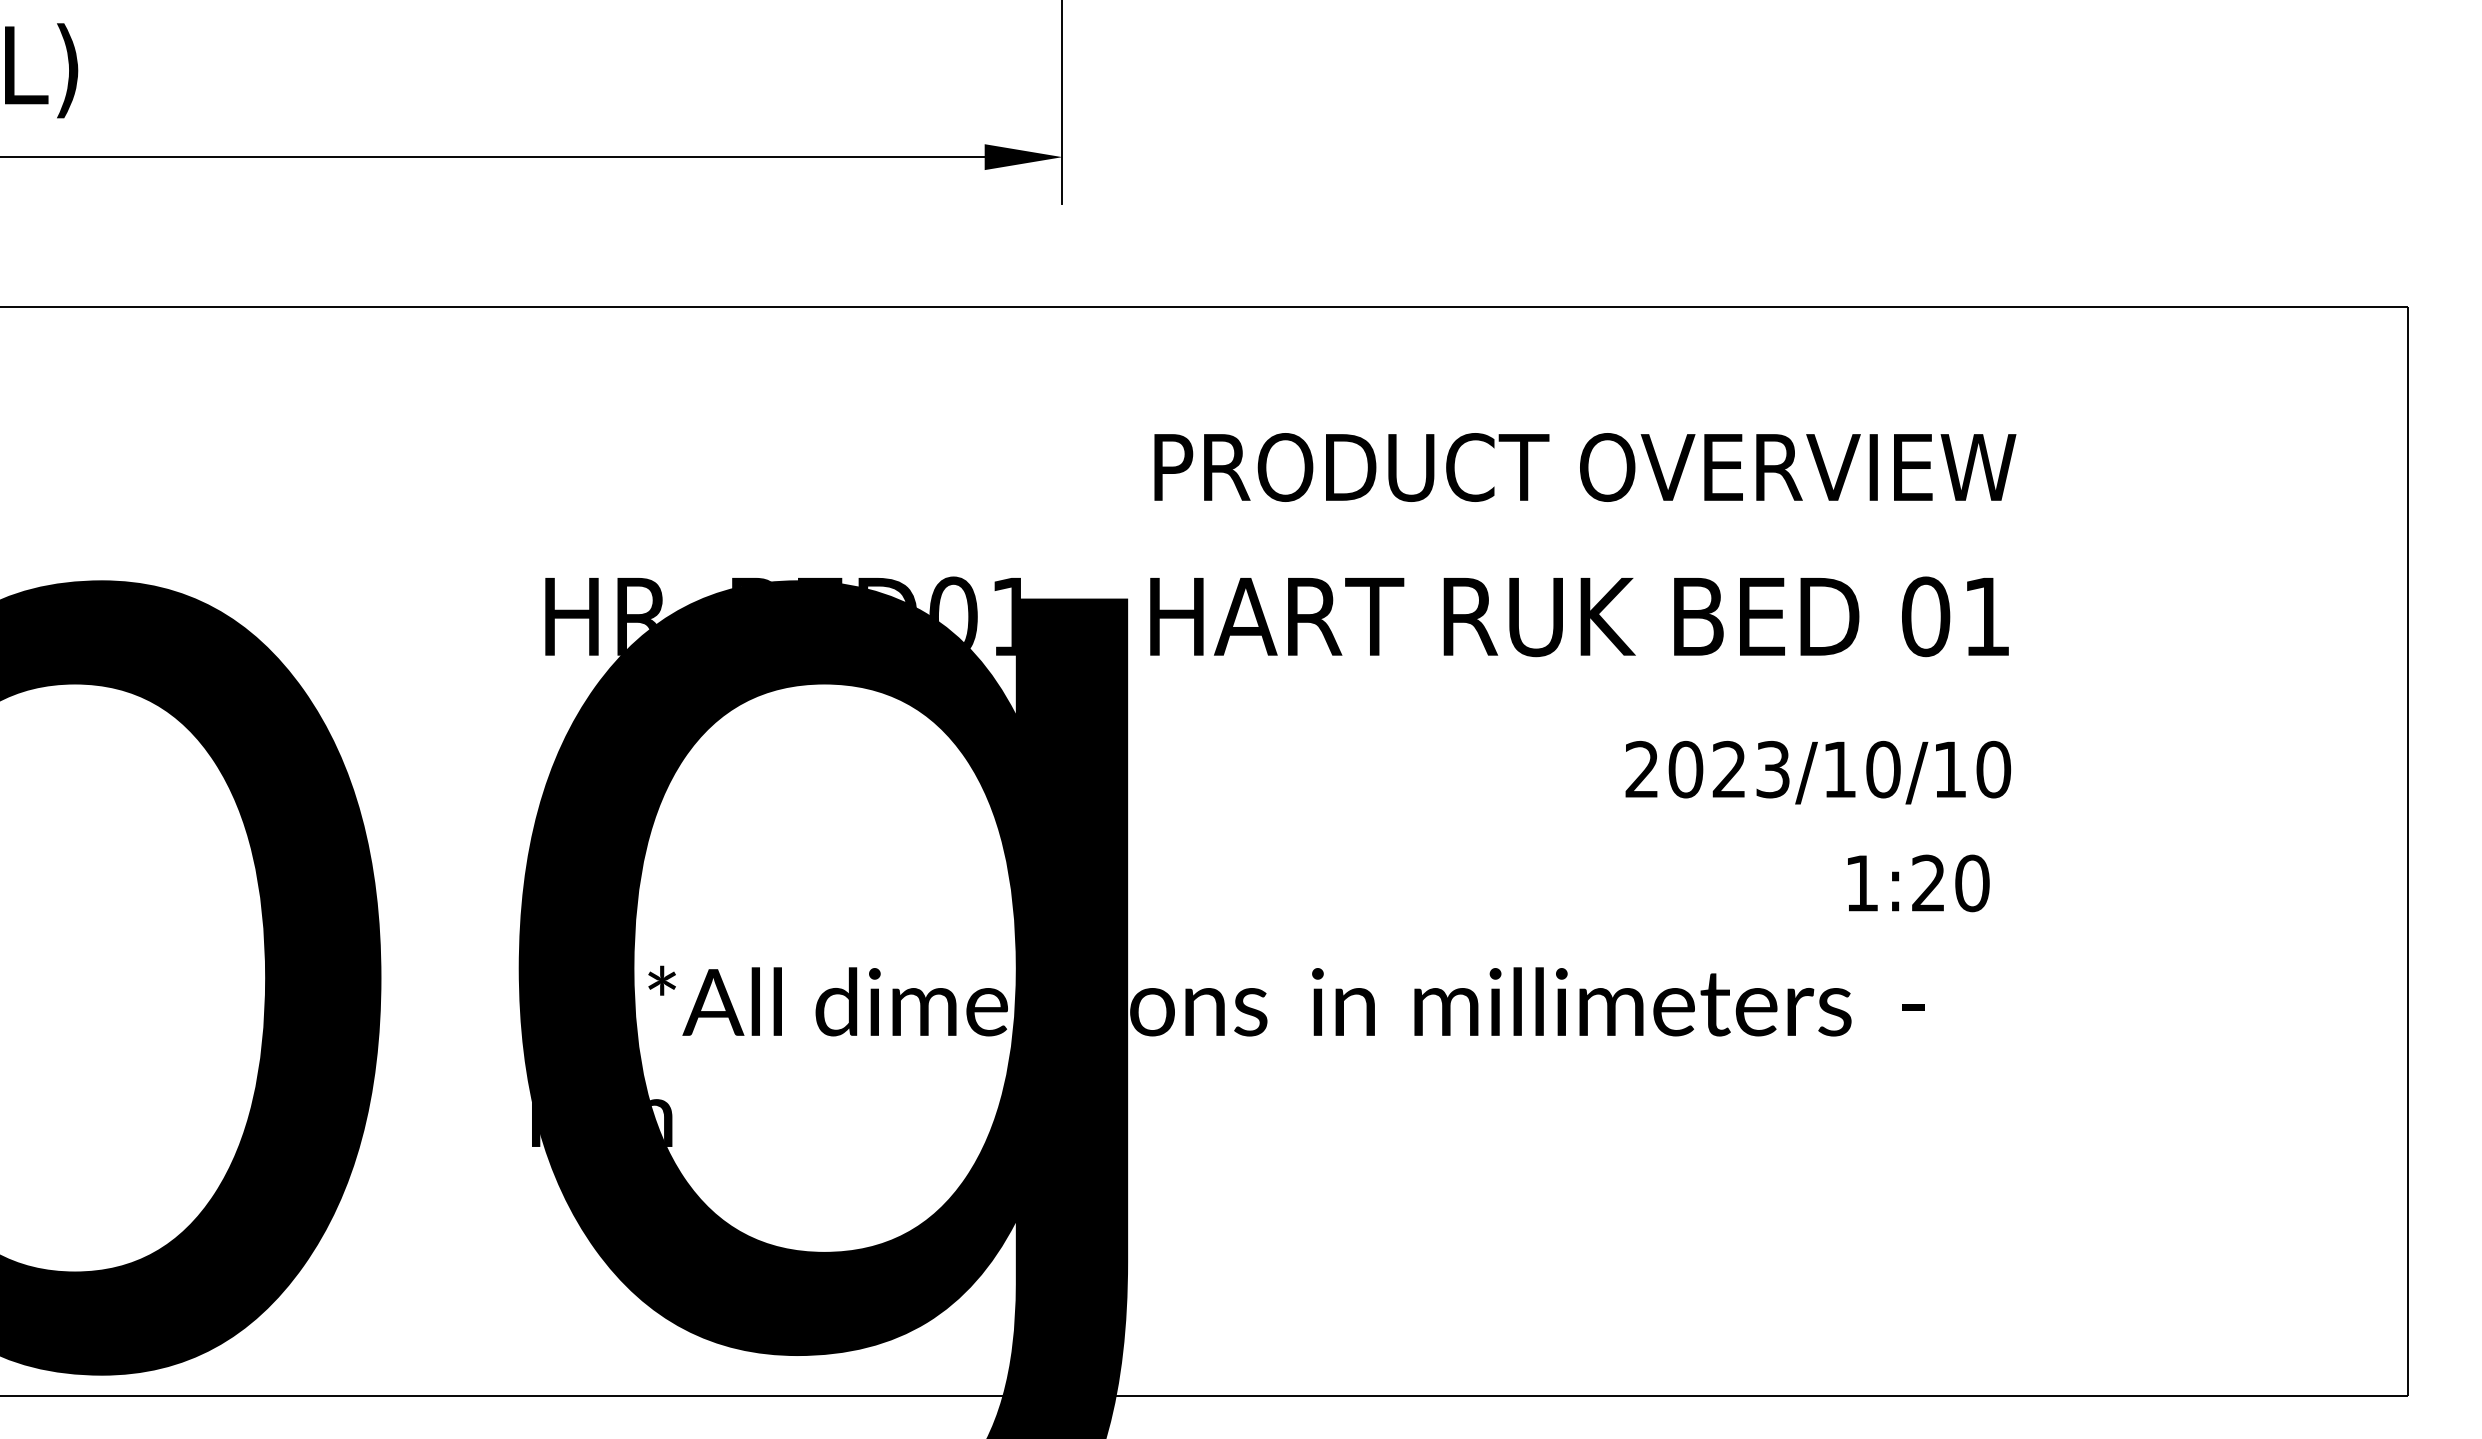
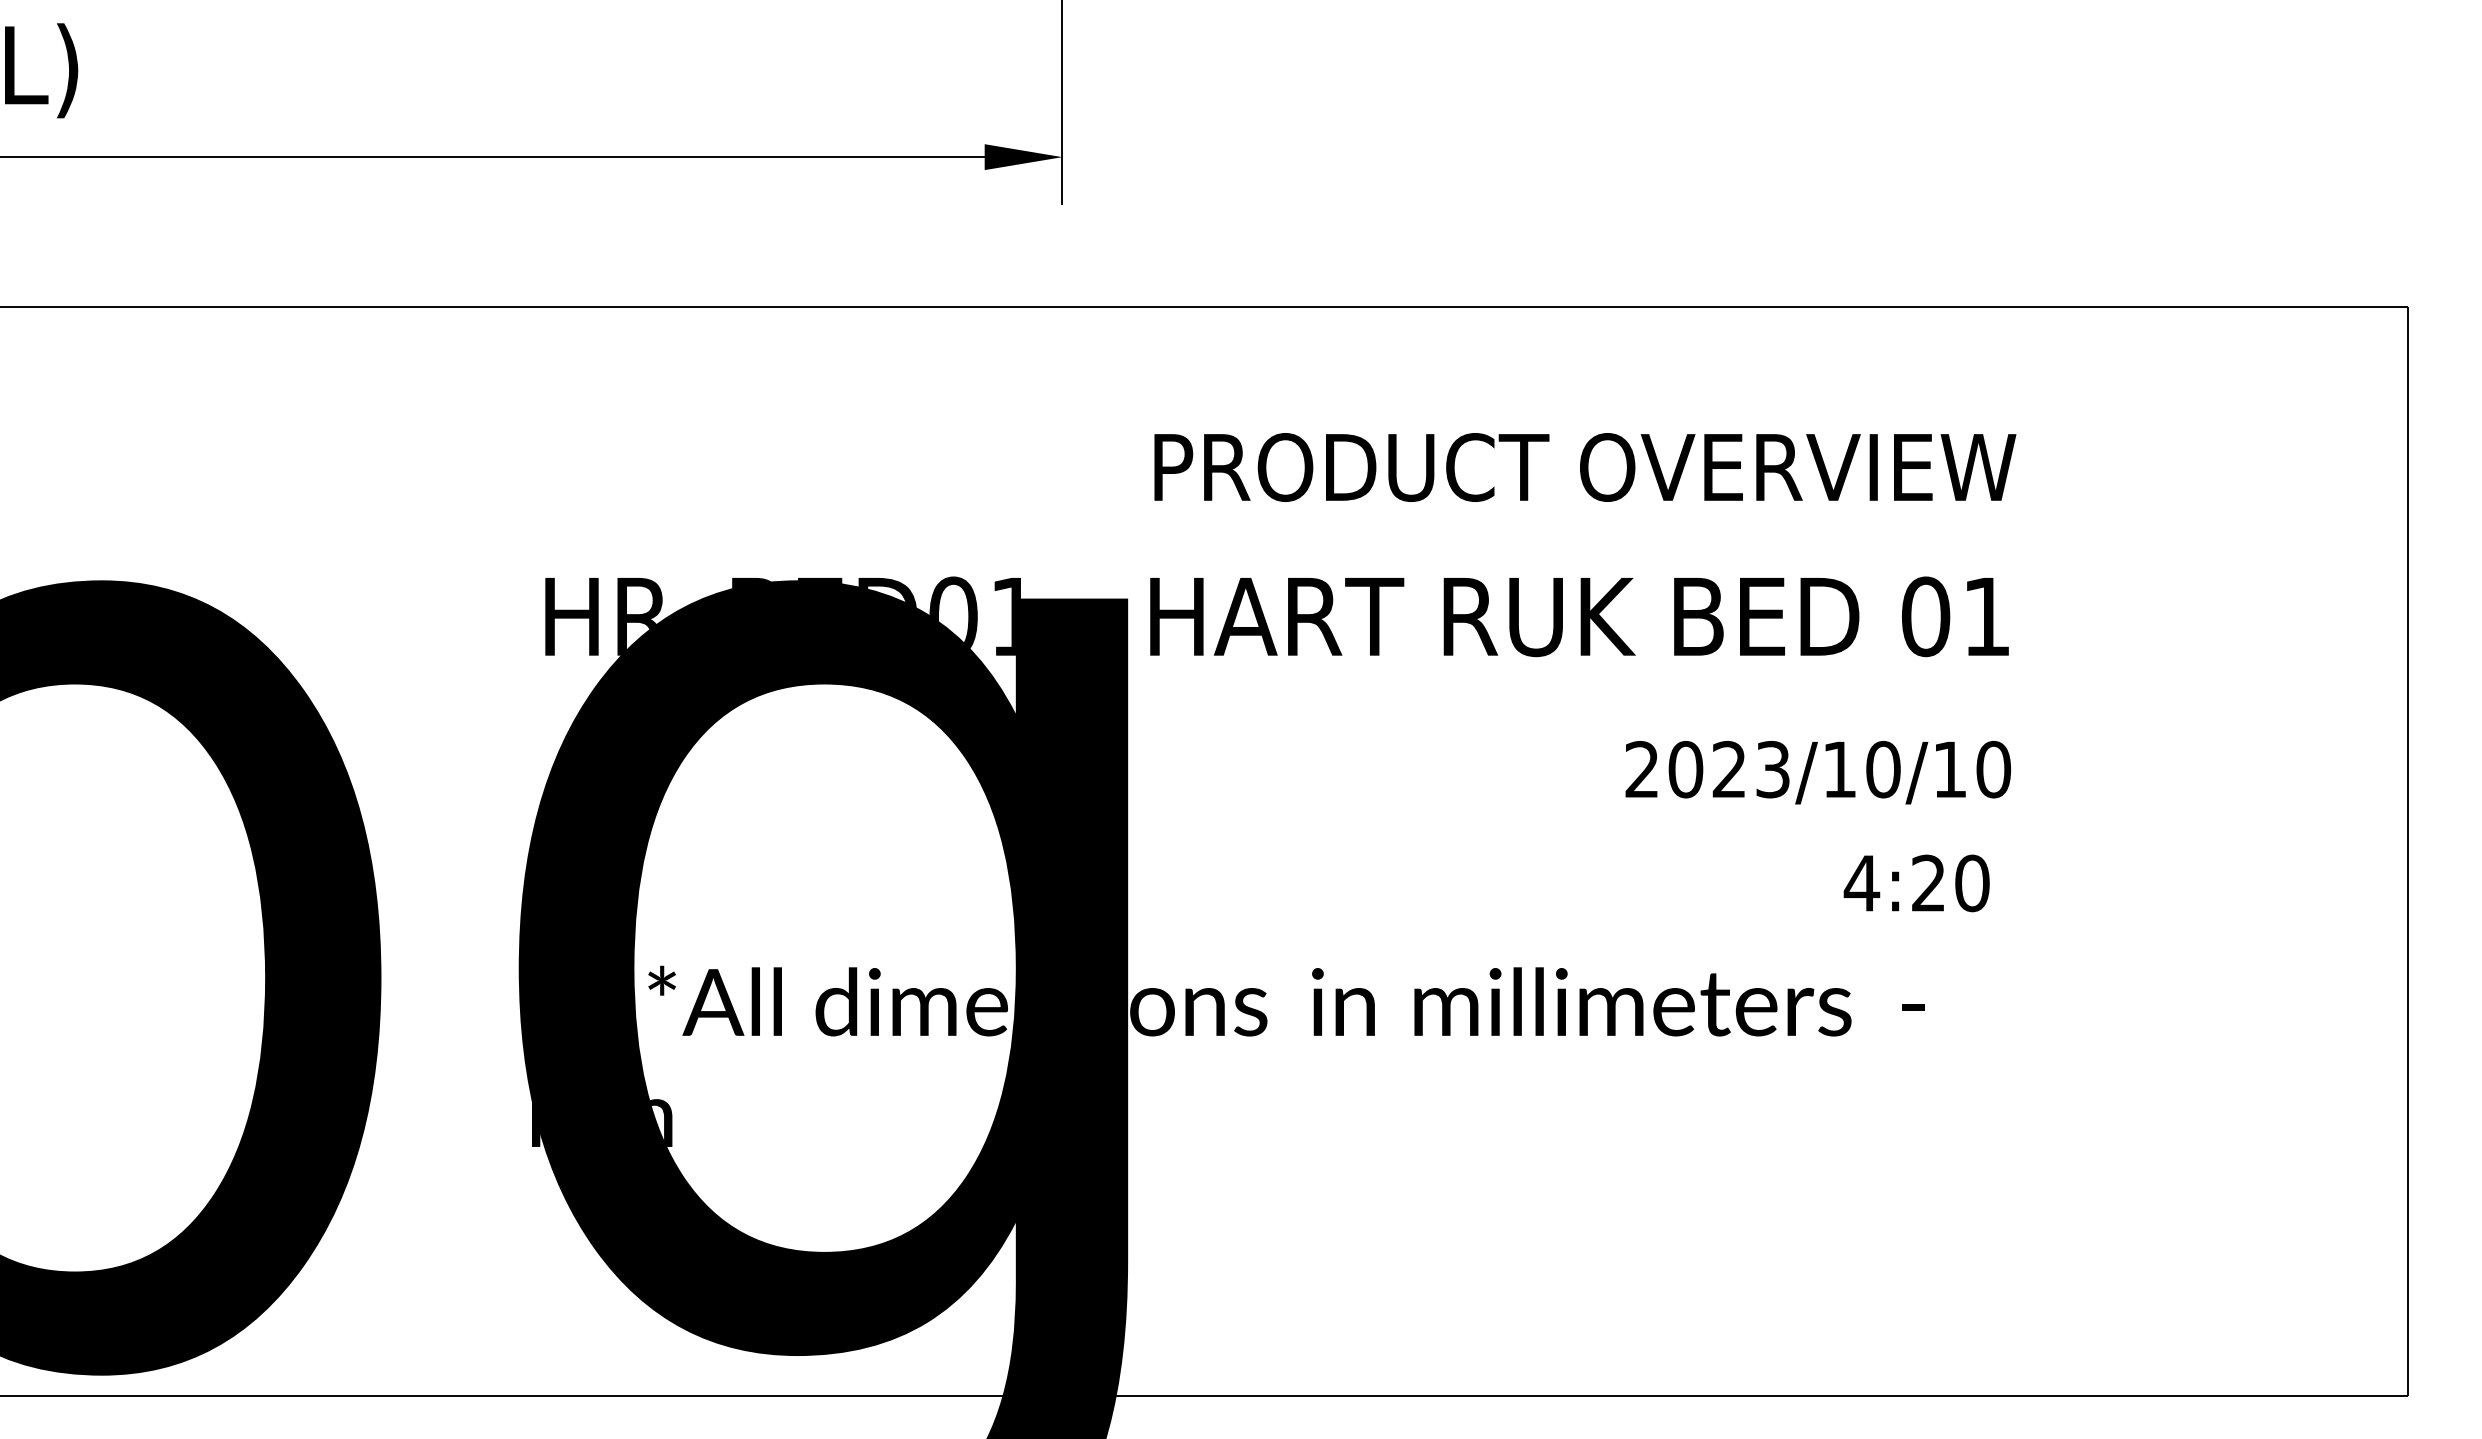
text: 1:20 -> 4:20 (1861, 883)
